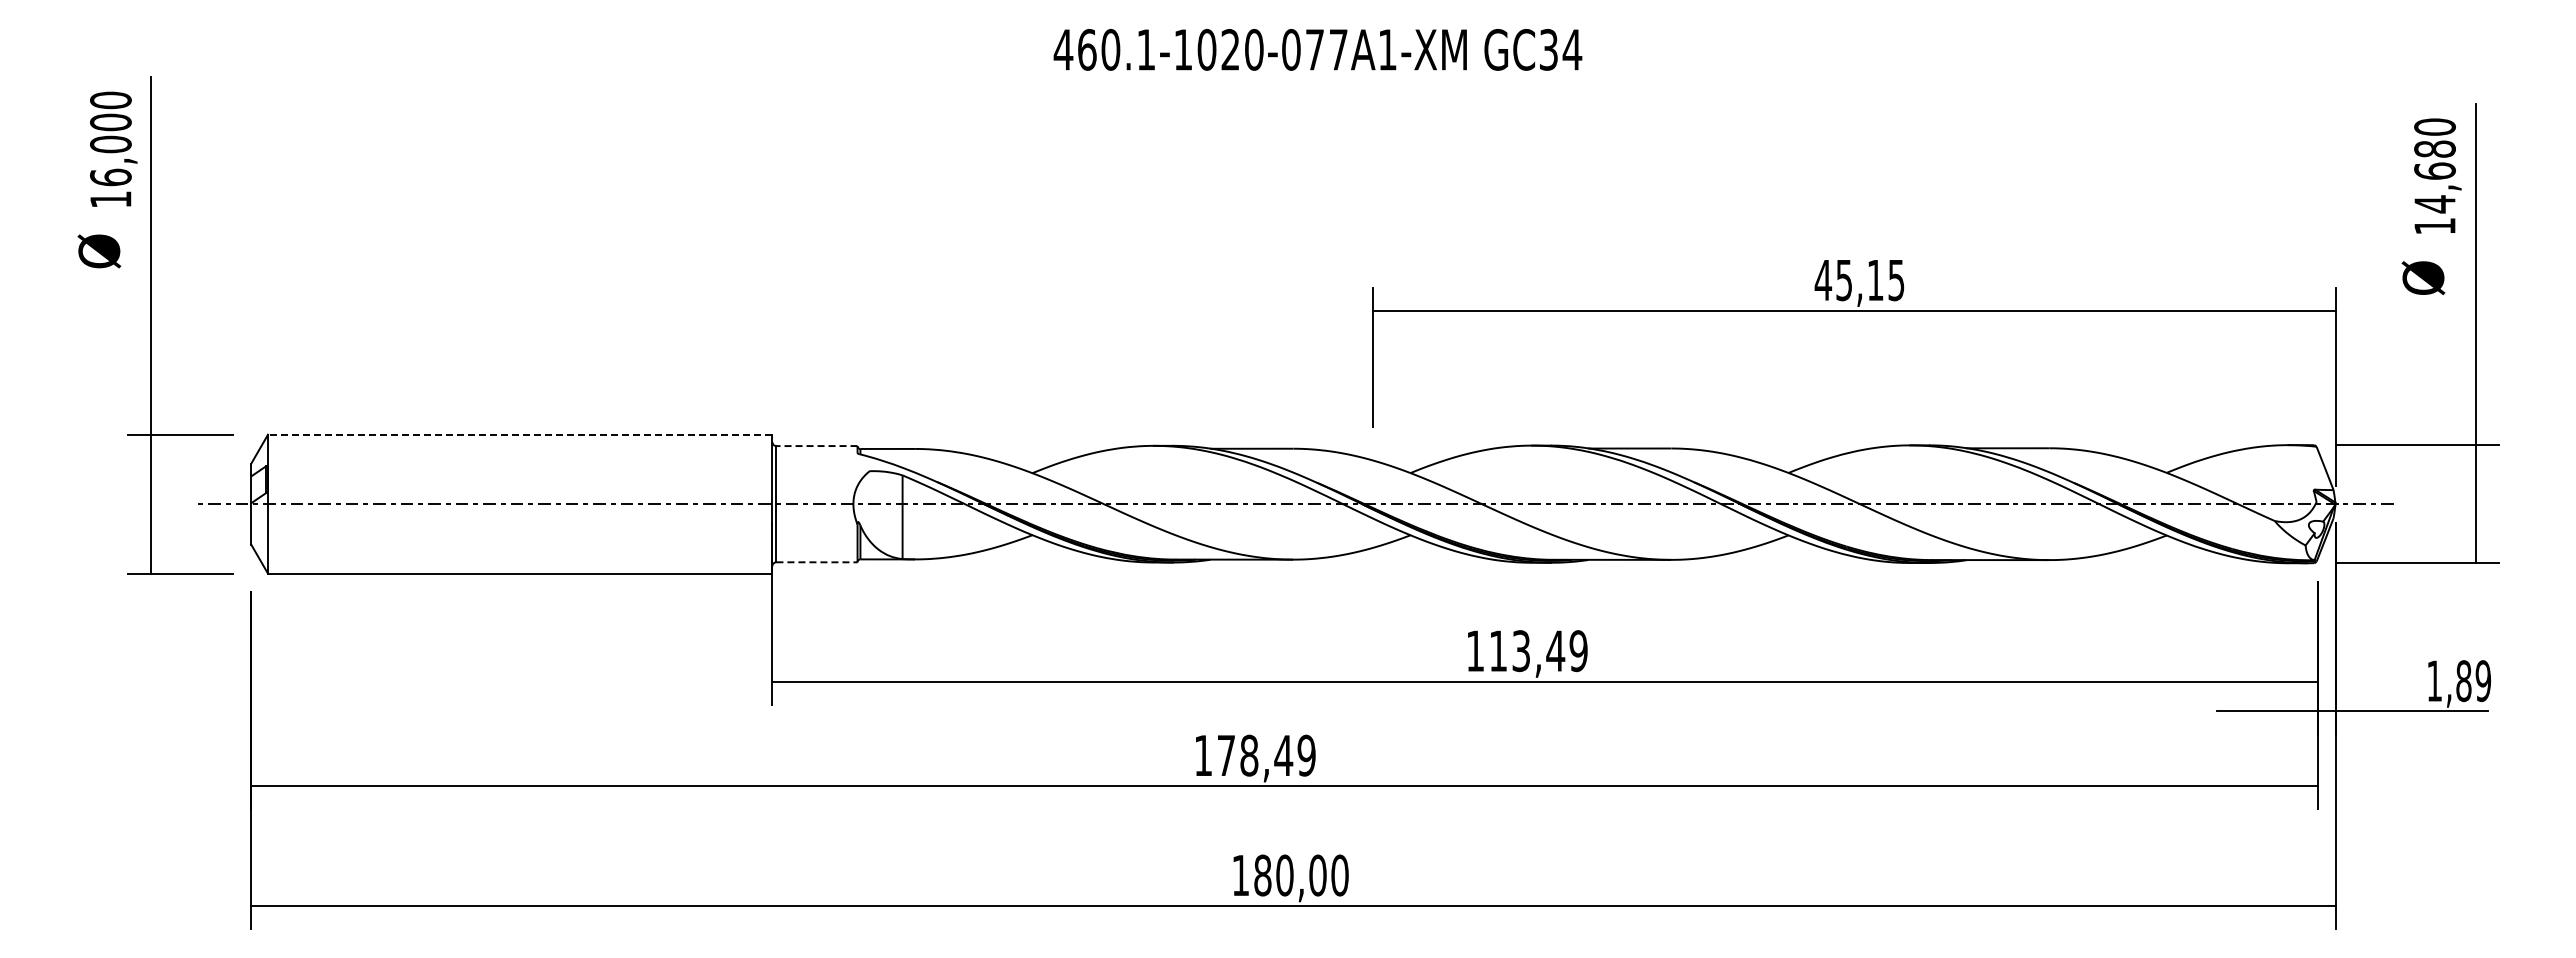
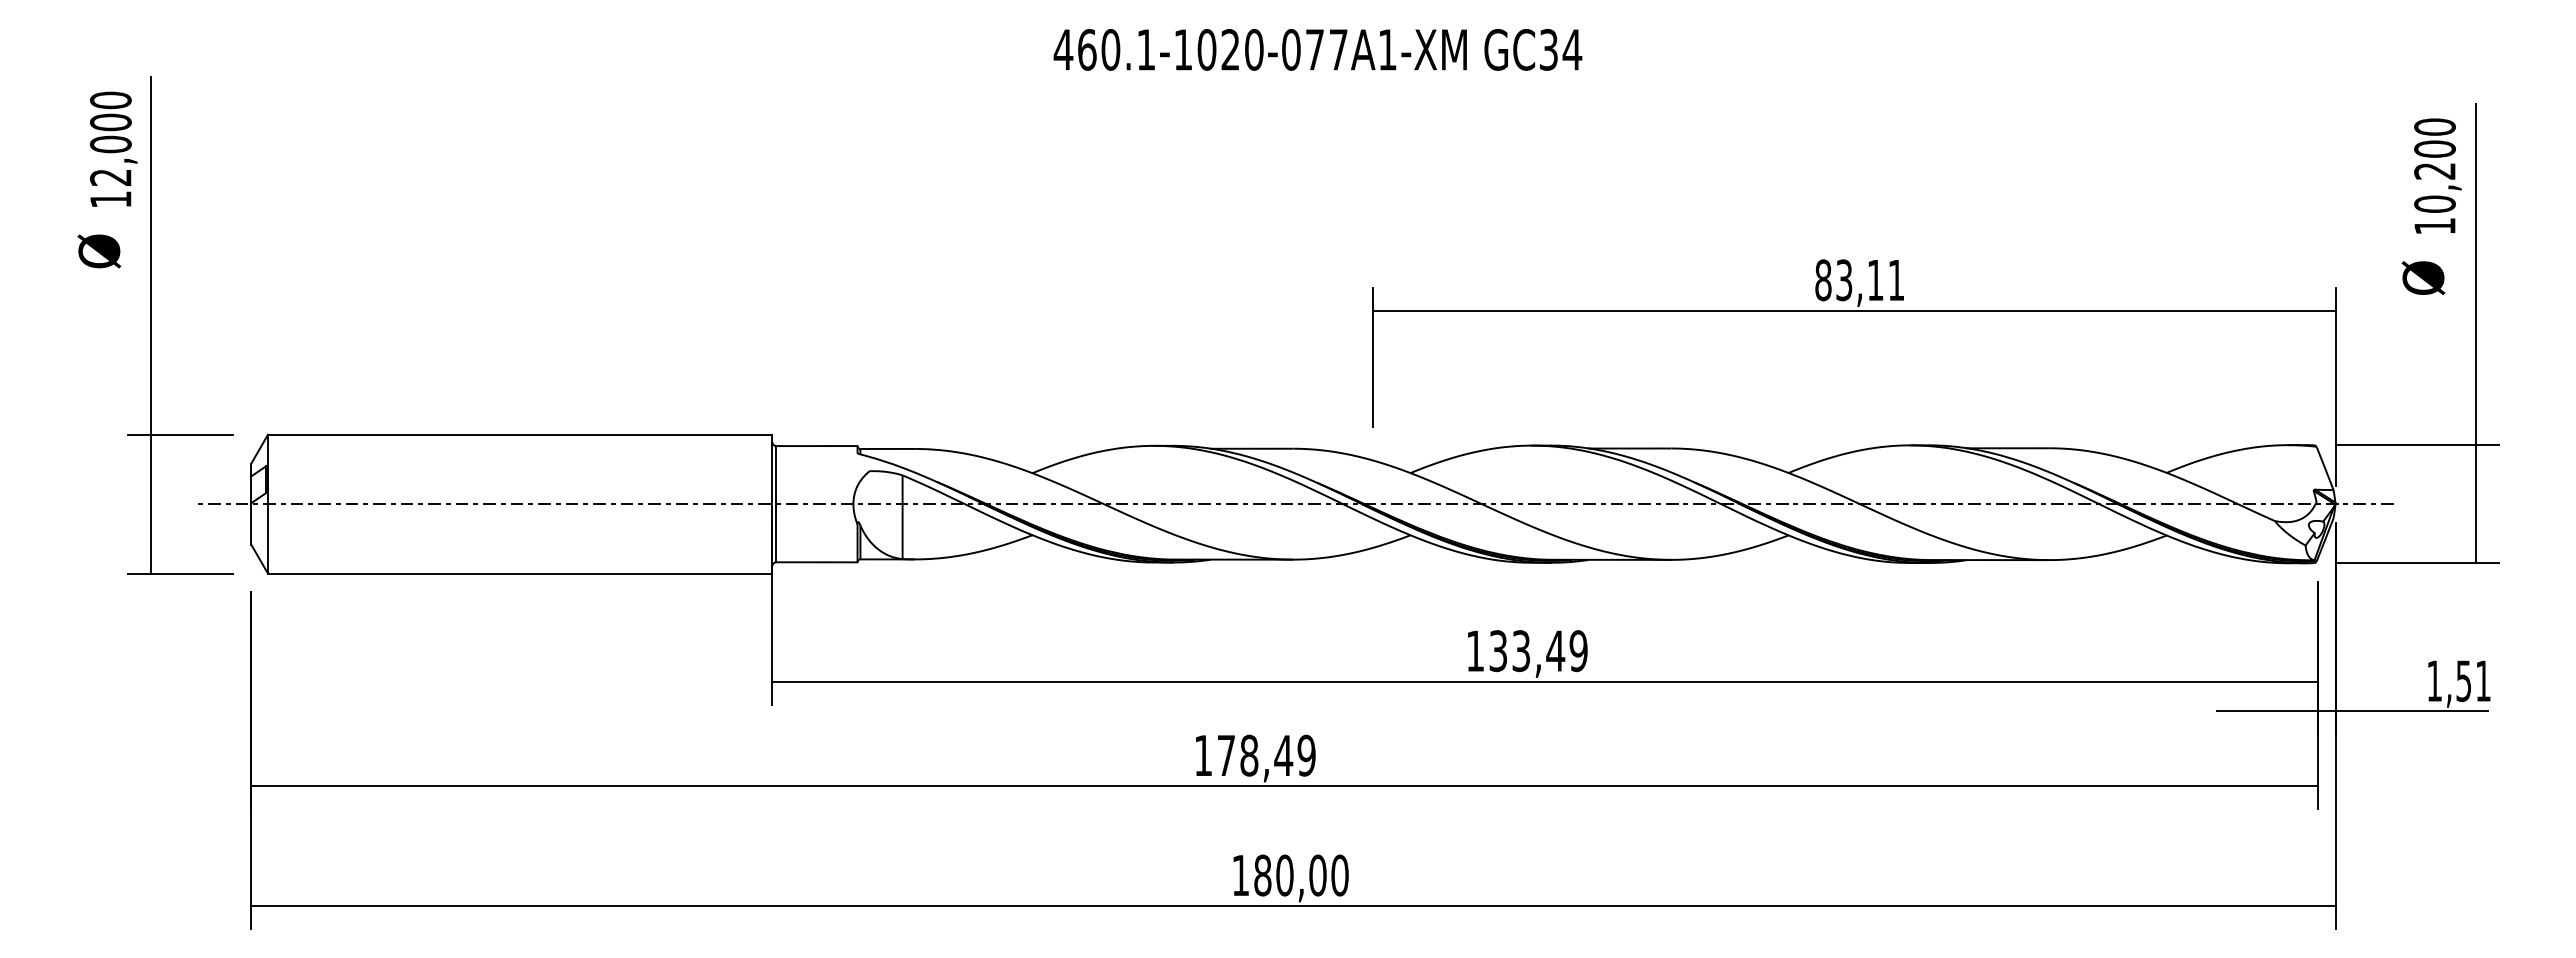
text: 14,680 -> 10,200 (2434, 176)
text: 16,000 -> 12,000 (110, 177)
text: 45,15 -> 83,11 (1859, 280)
line: dashed -> solid (519, 434)
line: dashed -> solid (816, 446)
line: dashed -> solid (816, 562)
text: 113,49 -> 133,49 (1497, 651)
text: 1,89 -> 1,51 (2473, 681)
